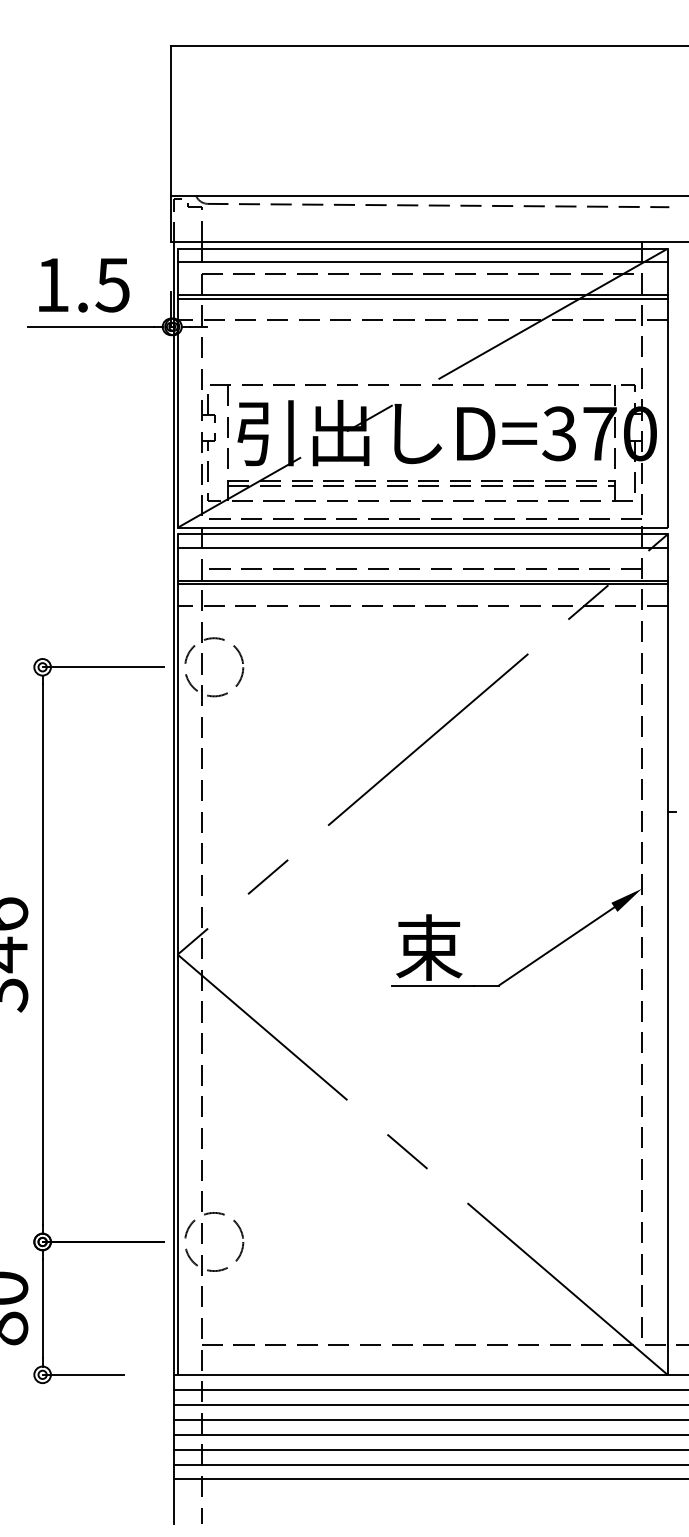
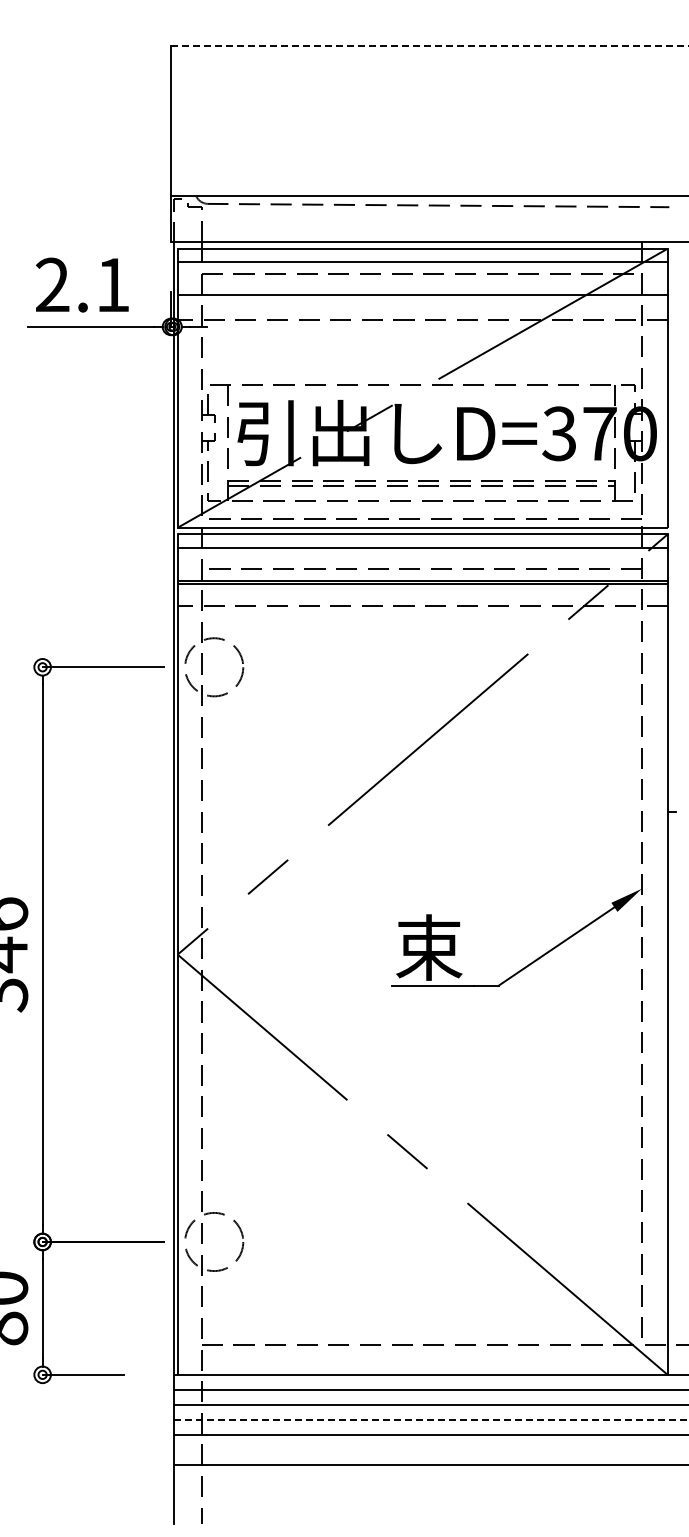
line: solid -> dashed (430, 46)
text: 1.5 -> 2.1 (82, 284)
line: present -> none (422, 298)
line: solid -> dashed (431, 1419)
line: present -> none (429, 1449)
line: present -> none (429, 1479)
